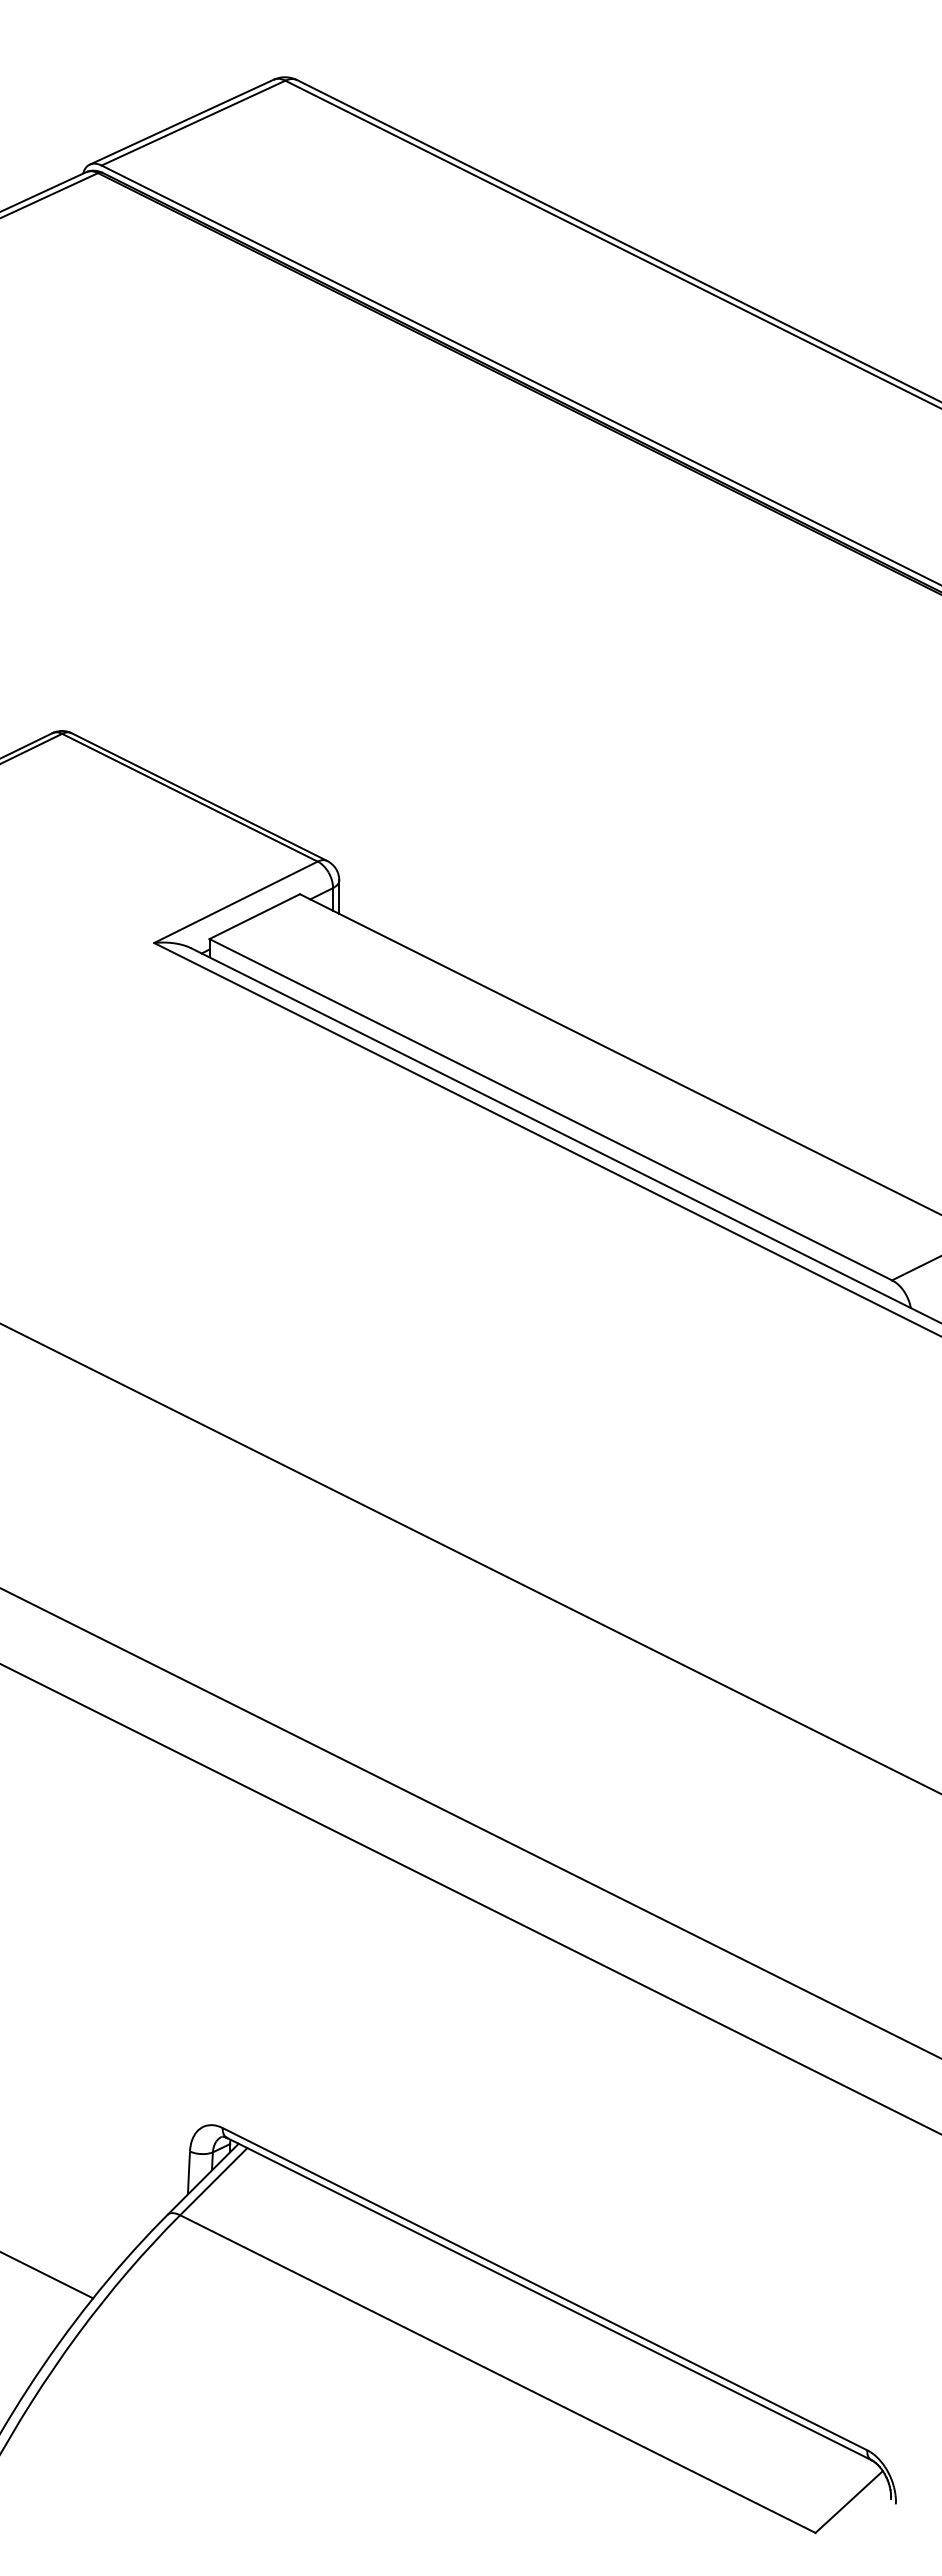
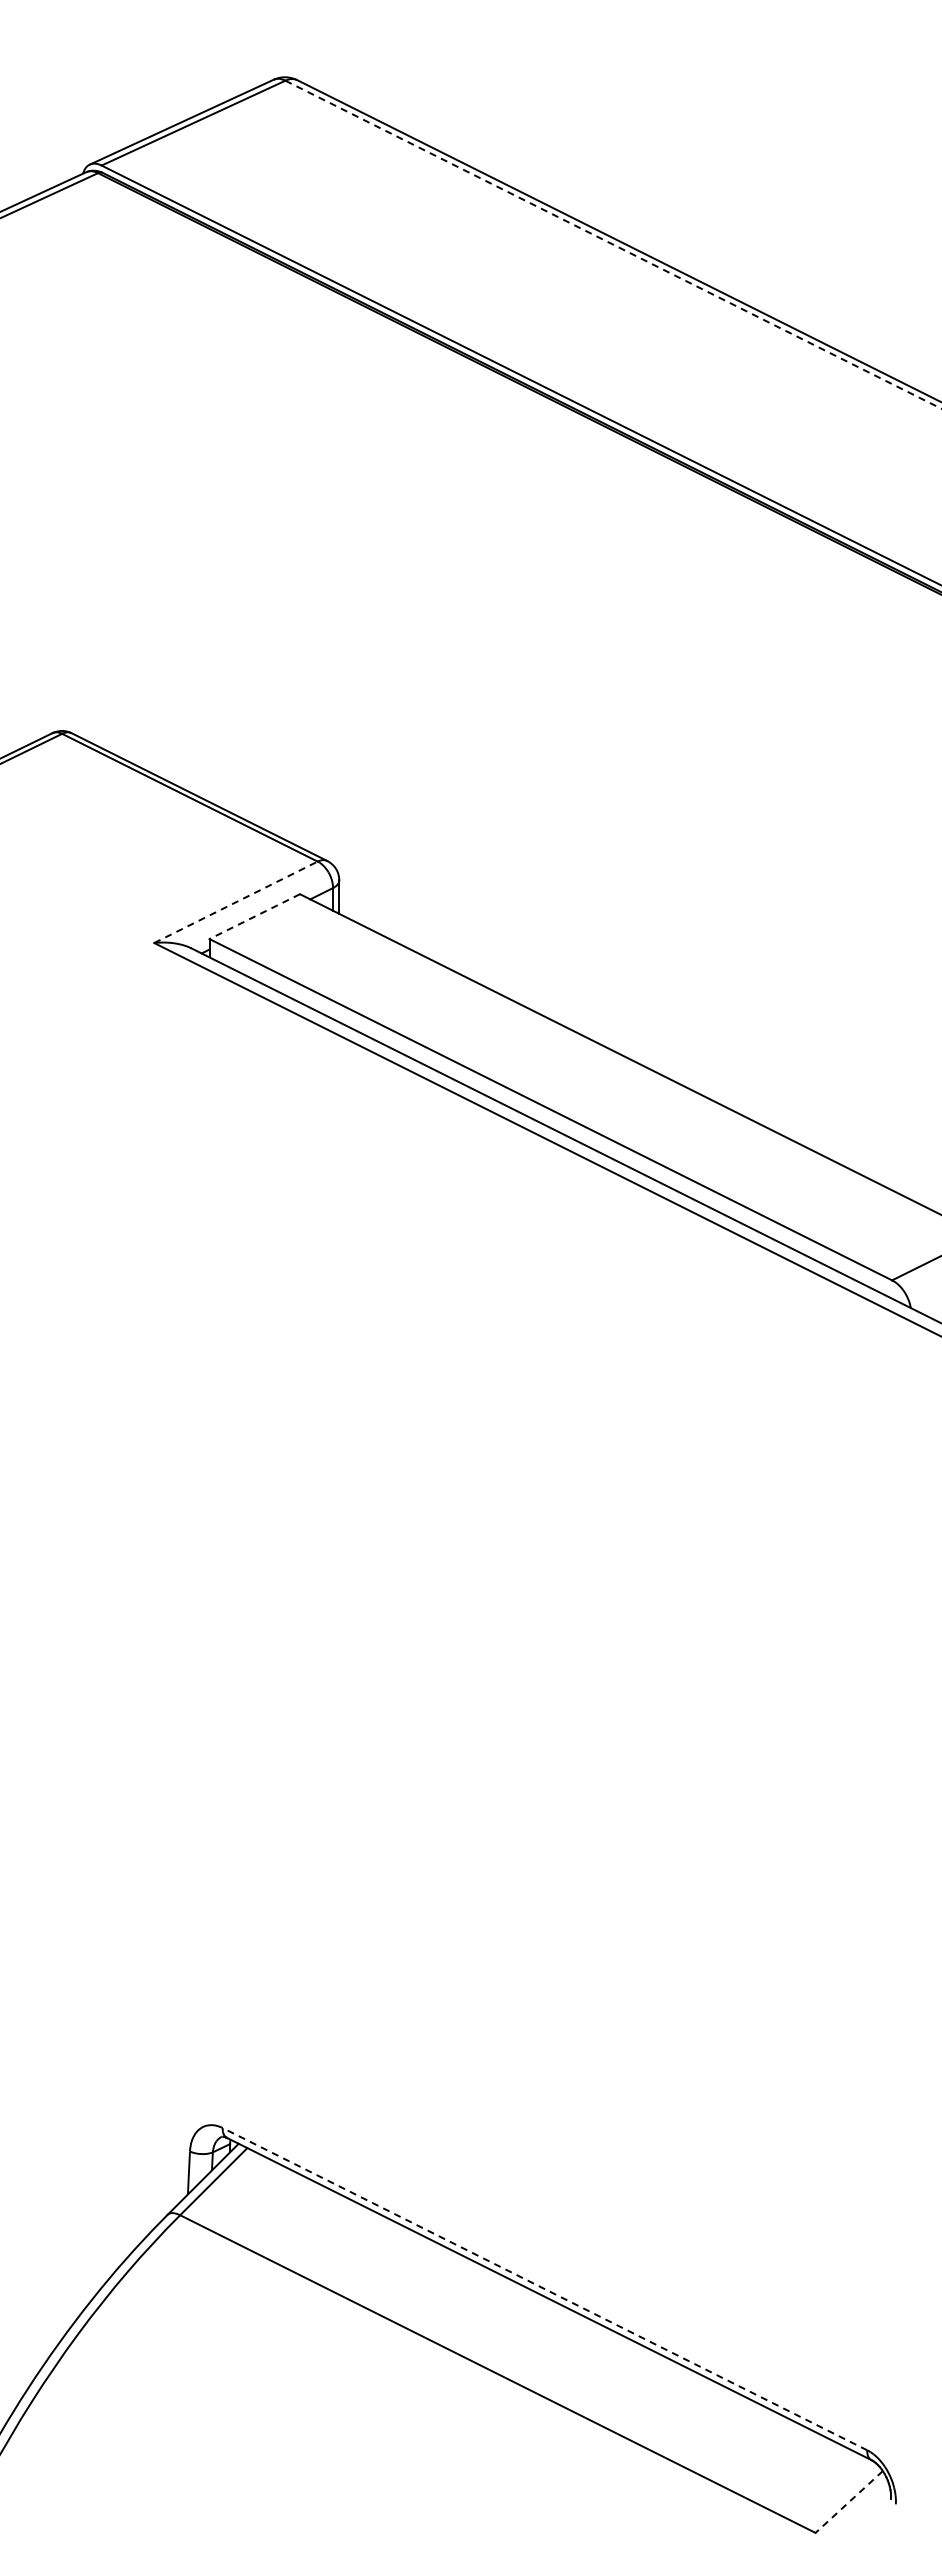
line: solid -> dashed (613, 244)
line: solid -> dashed (236, 902)
line: solid -> dashed (254, 916)
line: present -> none (470, 1558)
line: present -> none (470, 1823)
line: present -> none (470, 1898)
line: present -> none (47, 2275)
line: solid -> dashed (544, 2288)
line: solid -> dashed (849, 2502)
